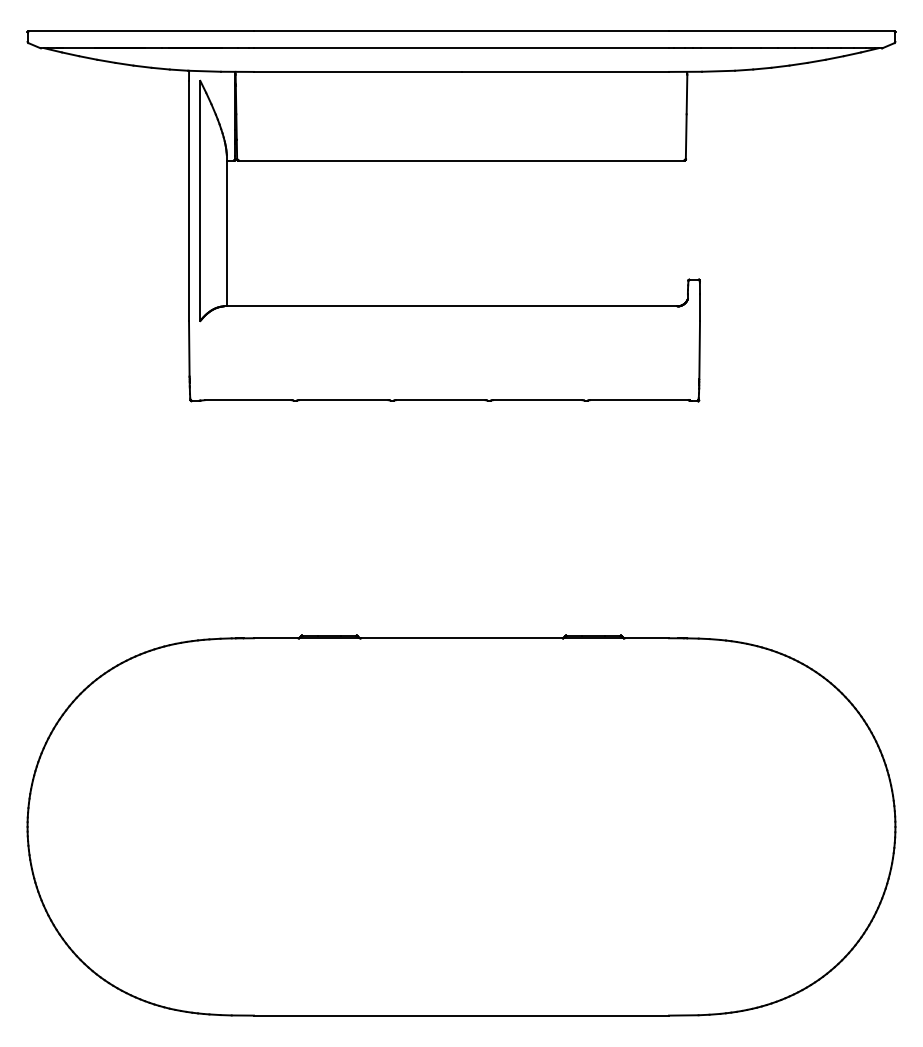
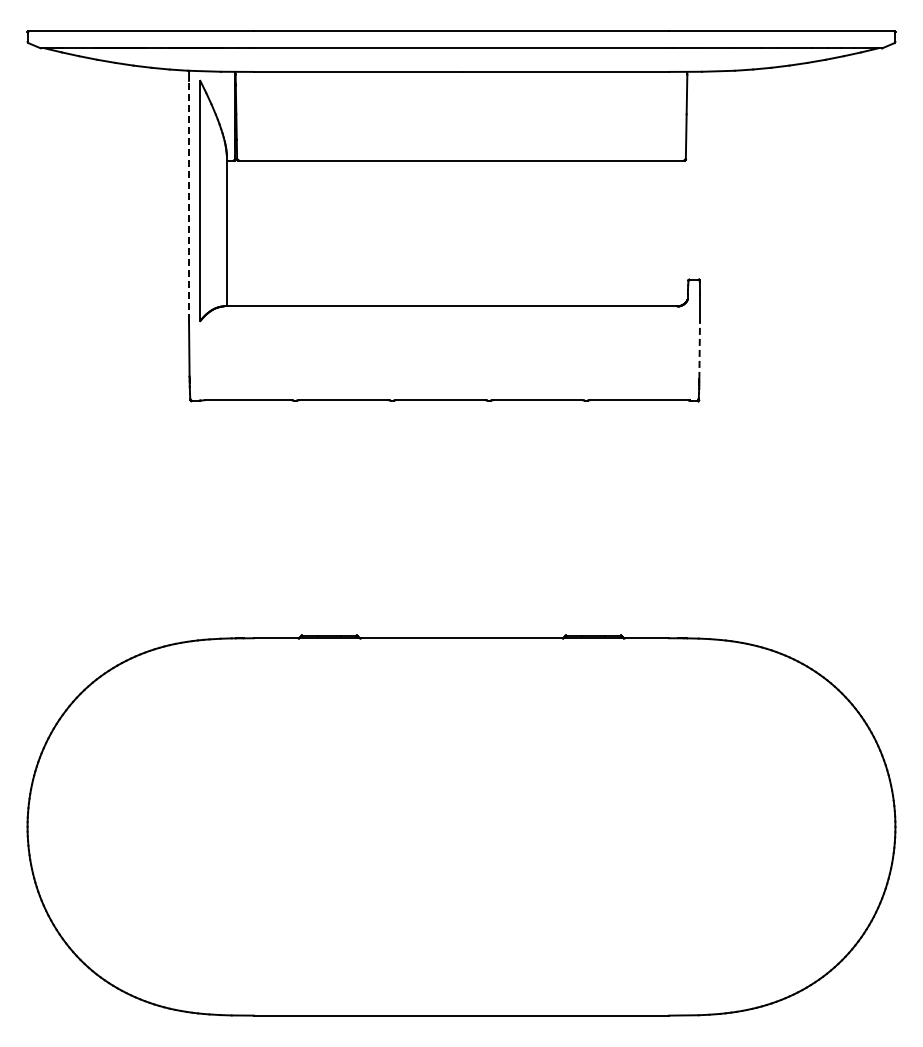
line: solid -> dashed (189, 200)
line: solid -> dashed (699, 350)
